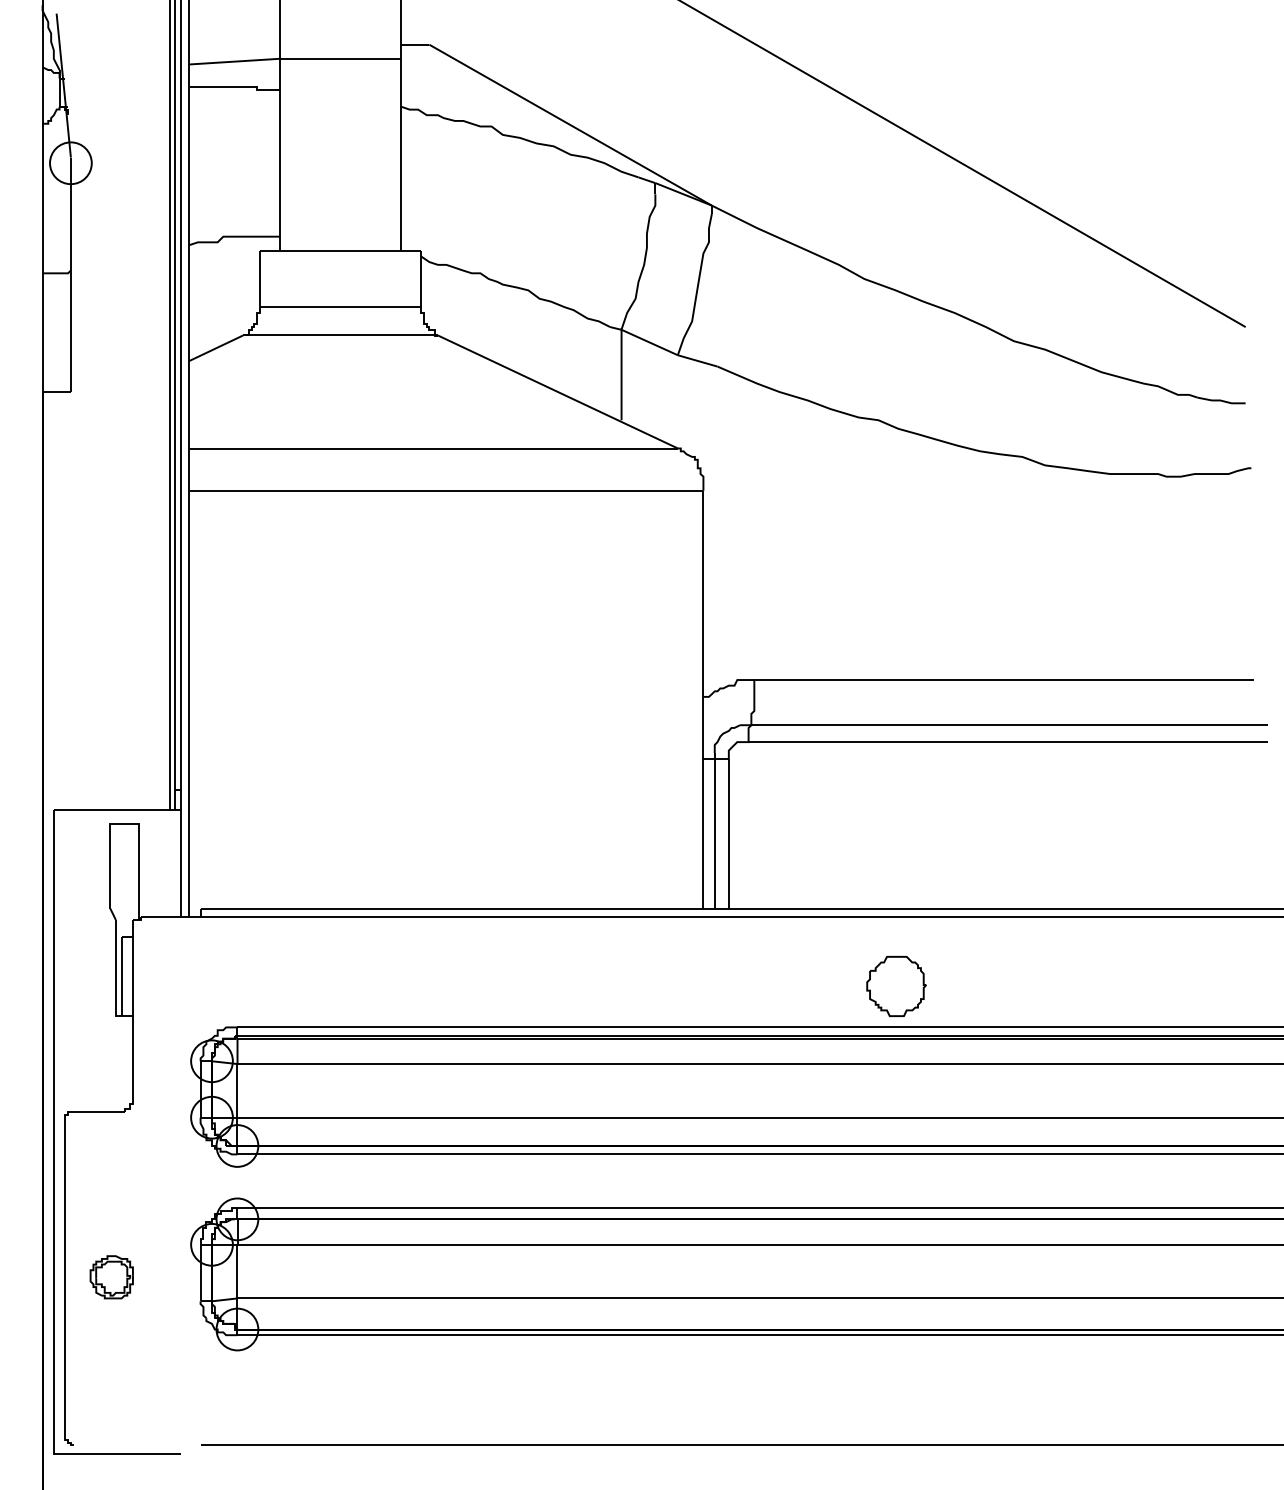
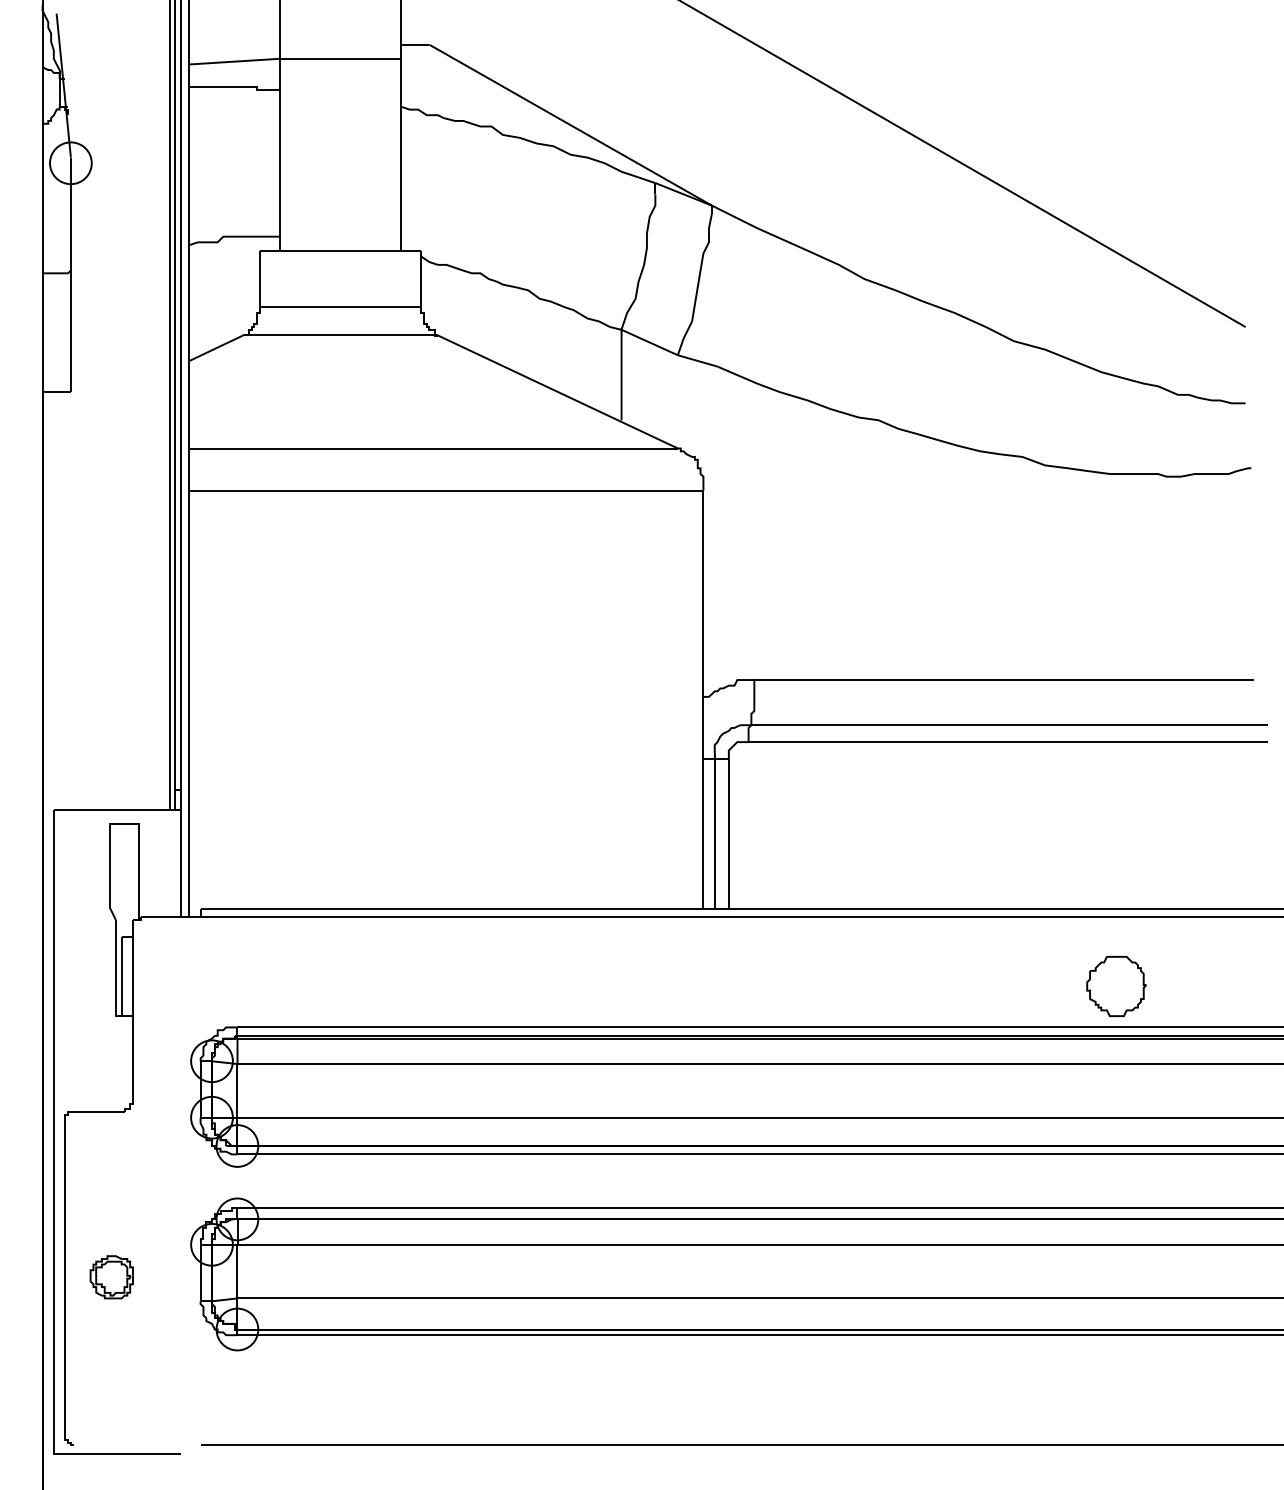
part position: (896, 986) -> (1116, 986) (1116, 986)
